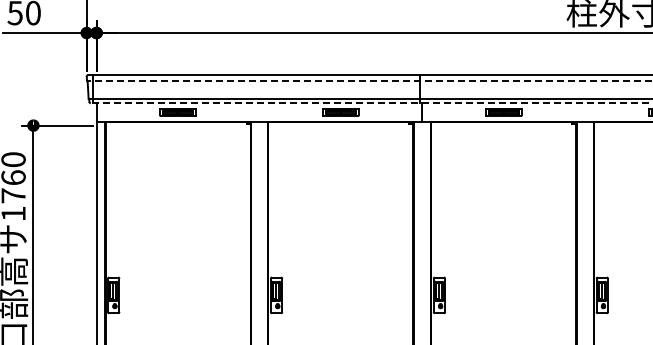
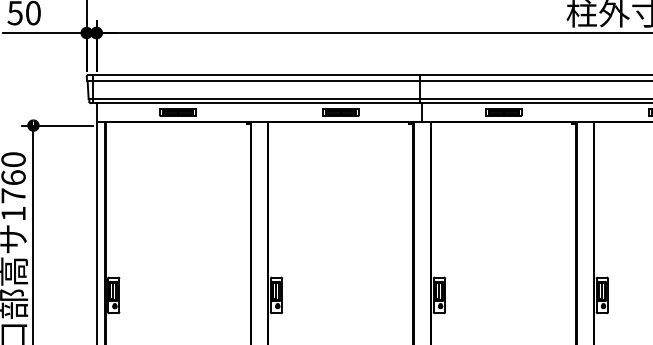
line: dashed -> solid (369, 80)
line: dashed -> solid (371, 103)
